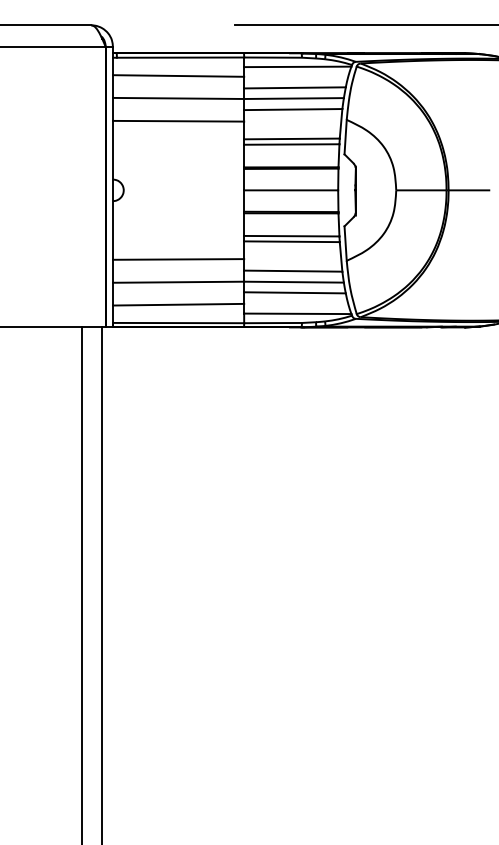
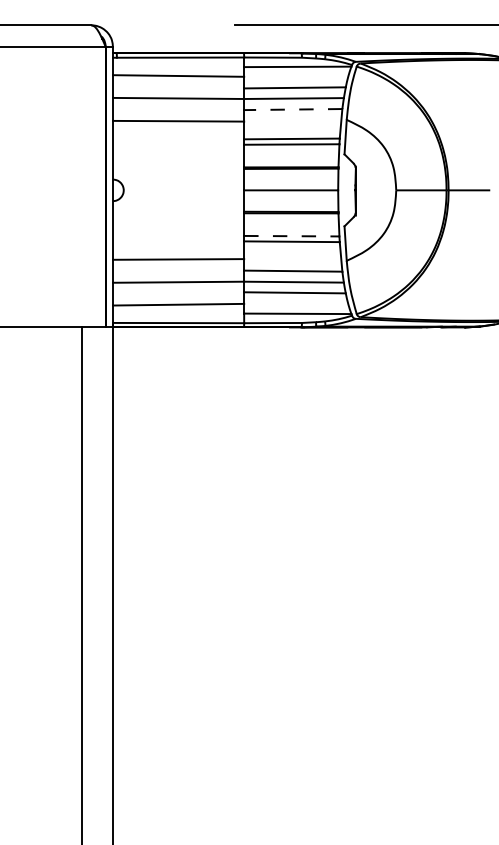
line: solid -> dashed (292, 109)
line: solid -> dashed (291, 236)
line position: (102, 584) -> (113, 584) (113, 584)
